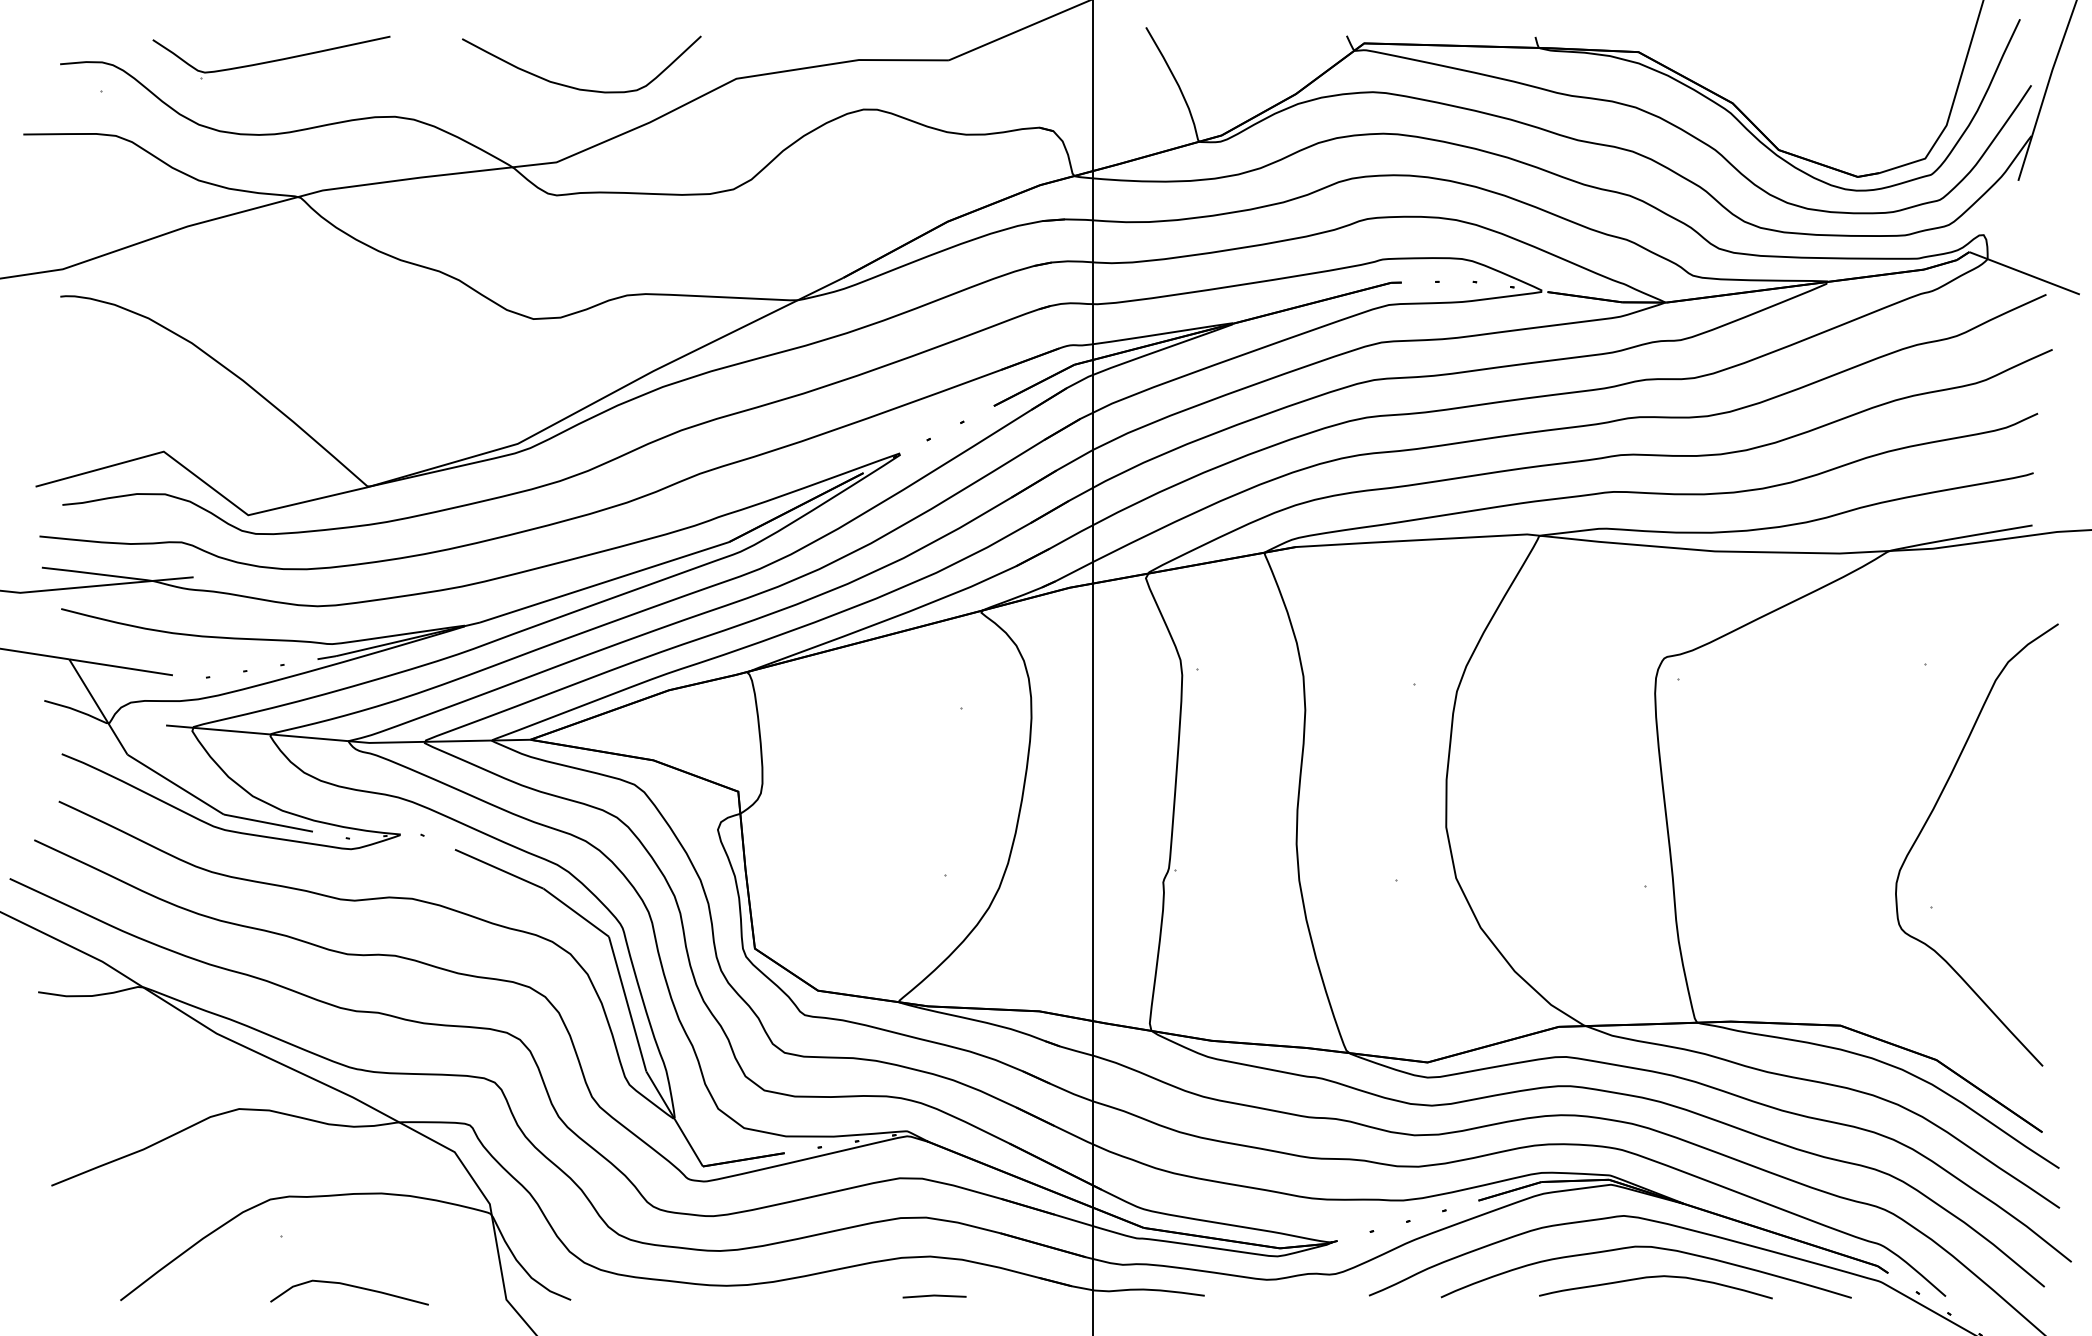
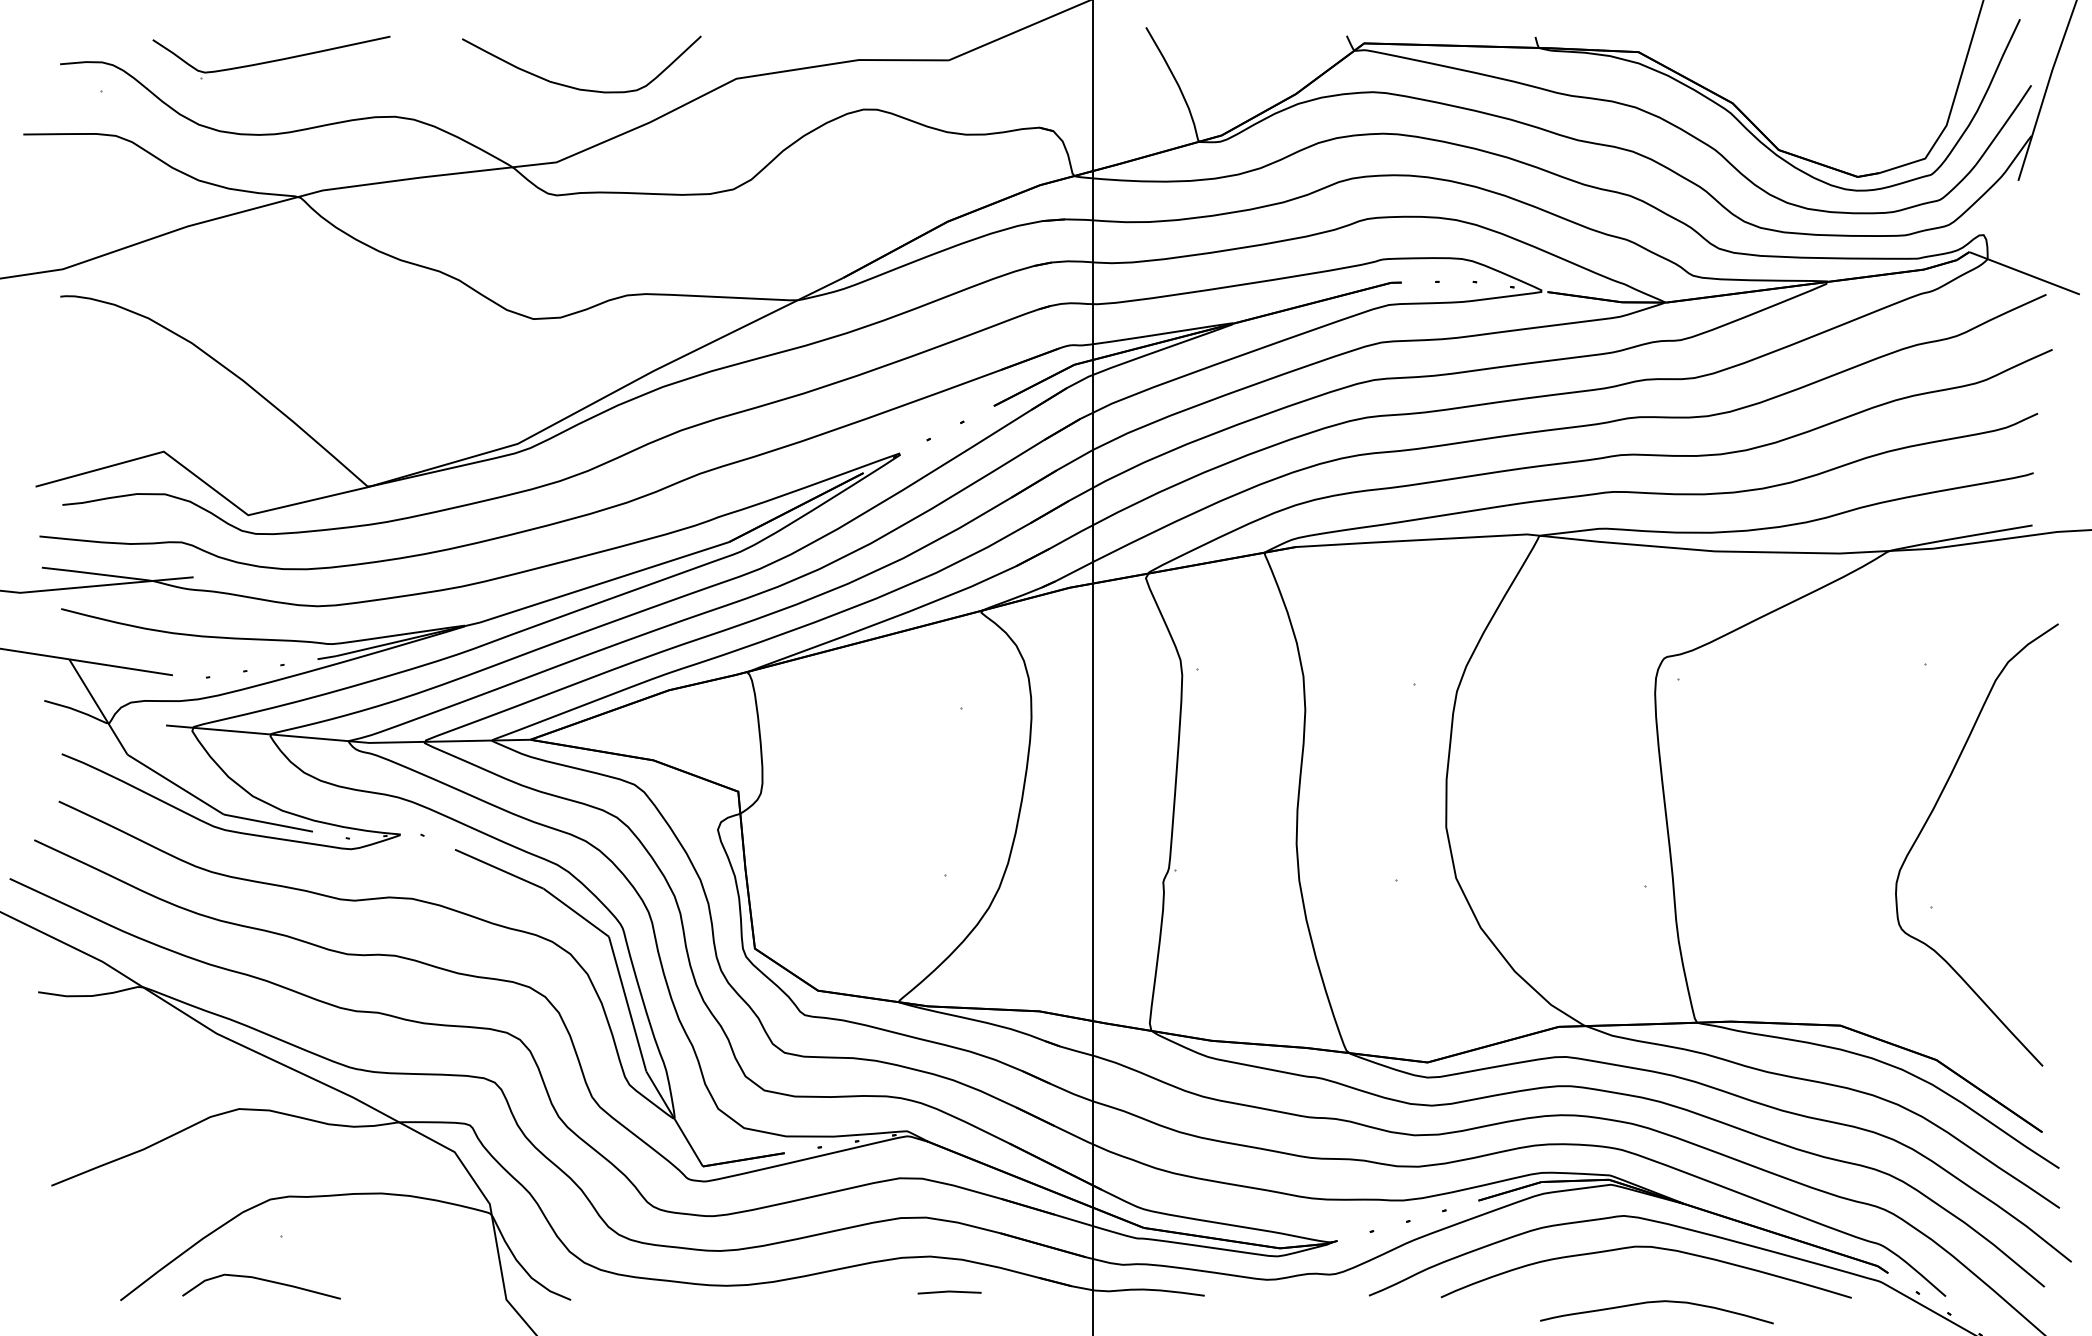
curve position: (1655, 1277) -> (1656, 1302) (1656, 1302)
curve position: (349, 1286) -> (261, 1280) (261, 1280)
line position: (934, 1296) -> (949, 1292) (949, 1292)
